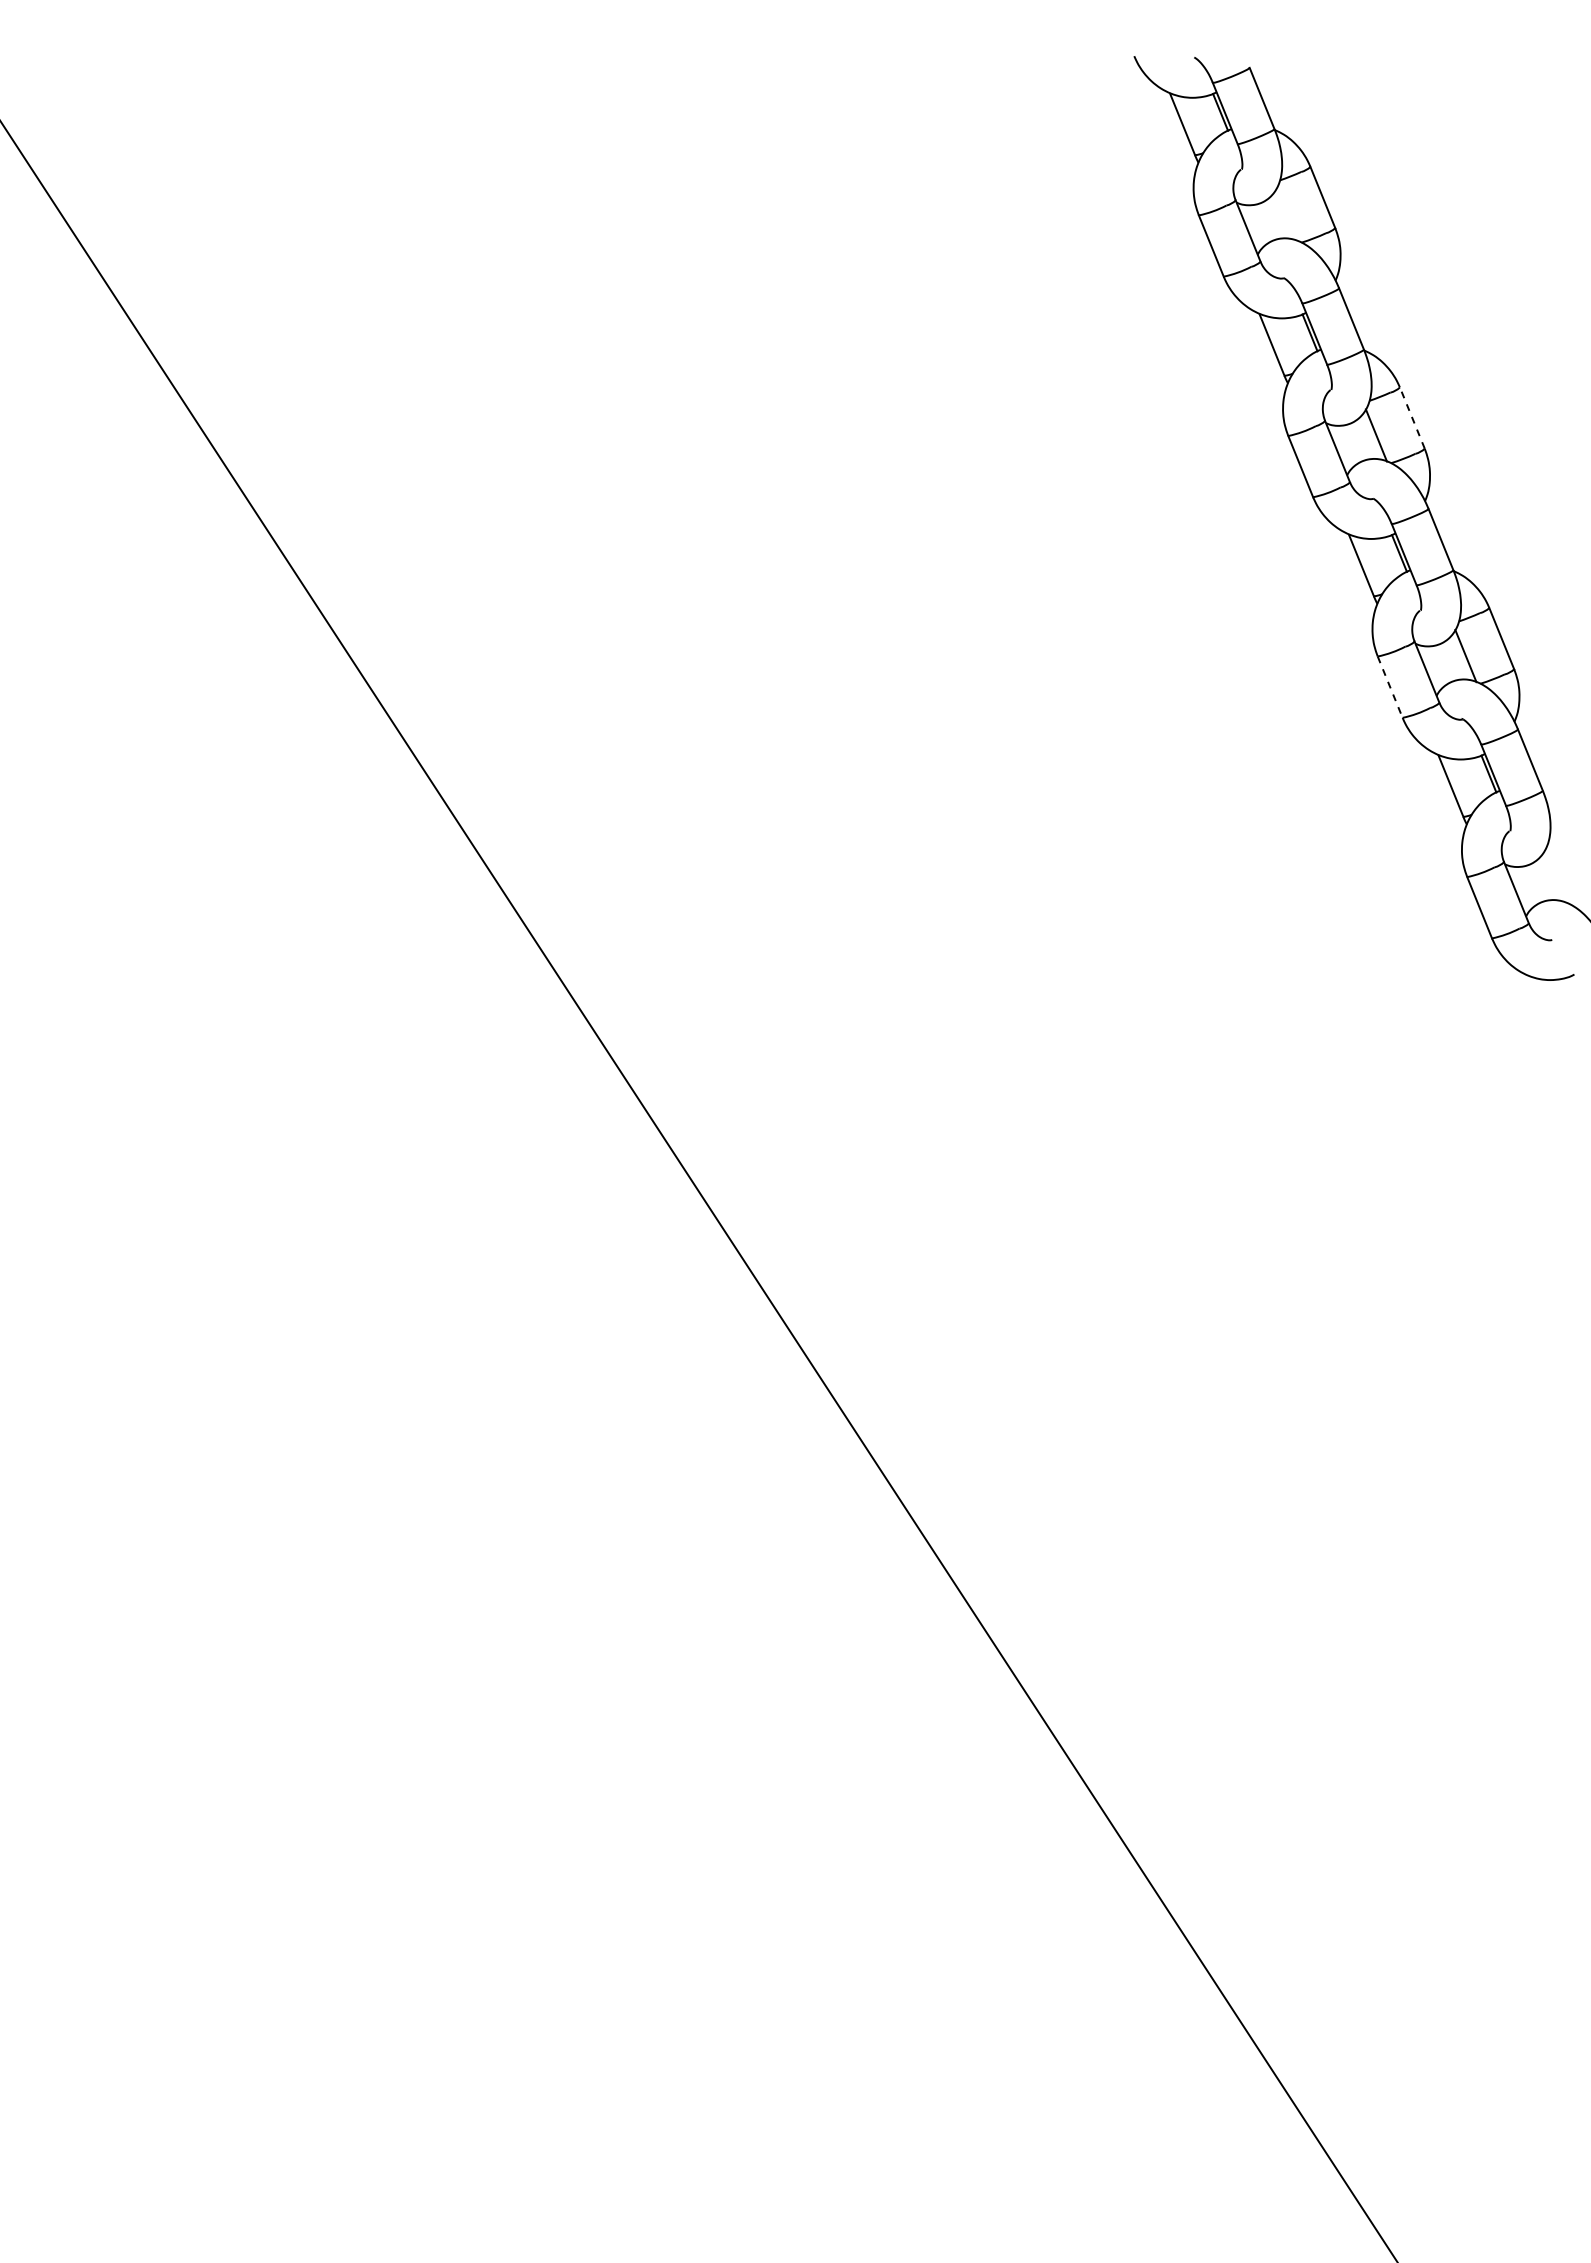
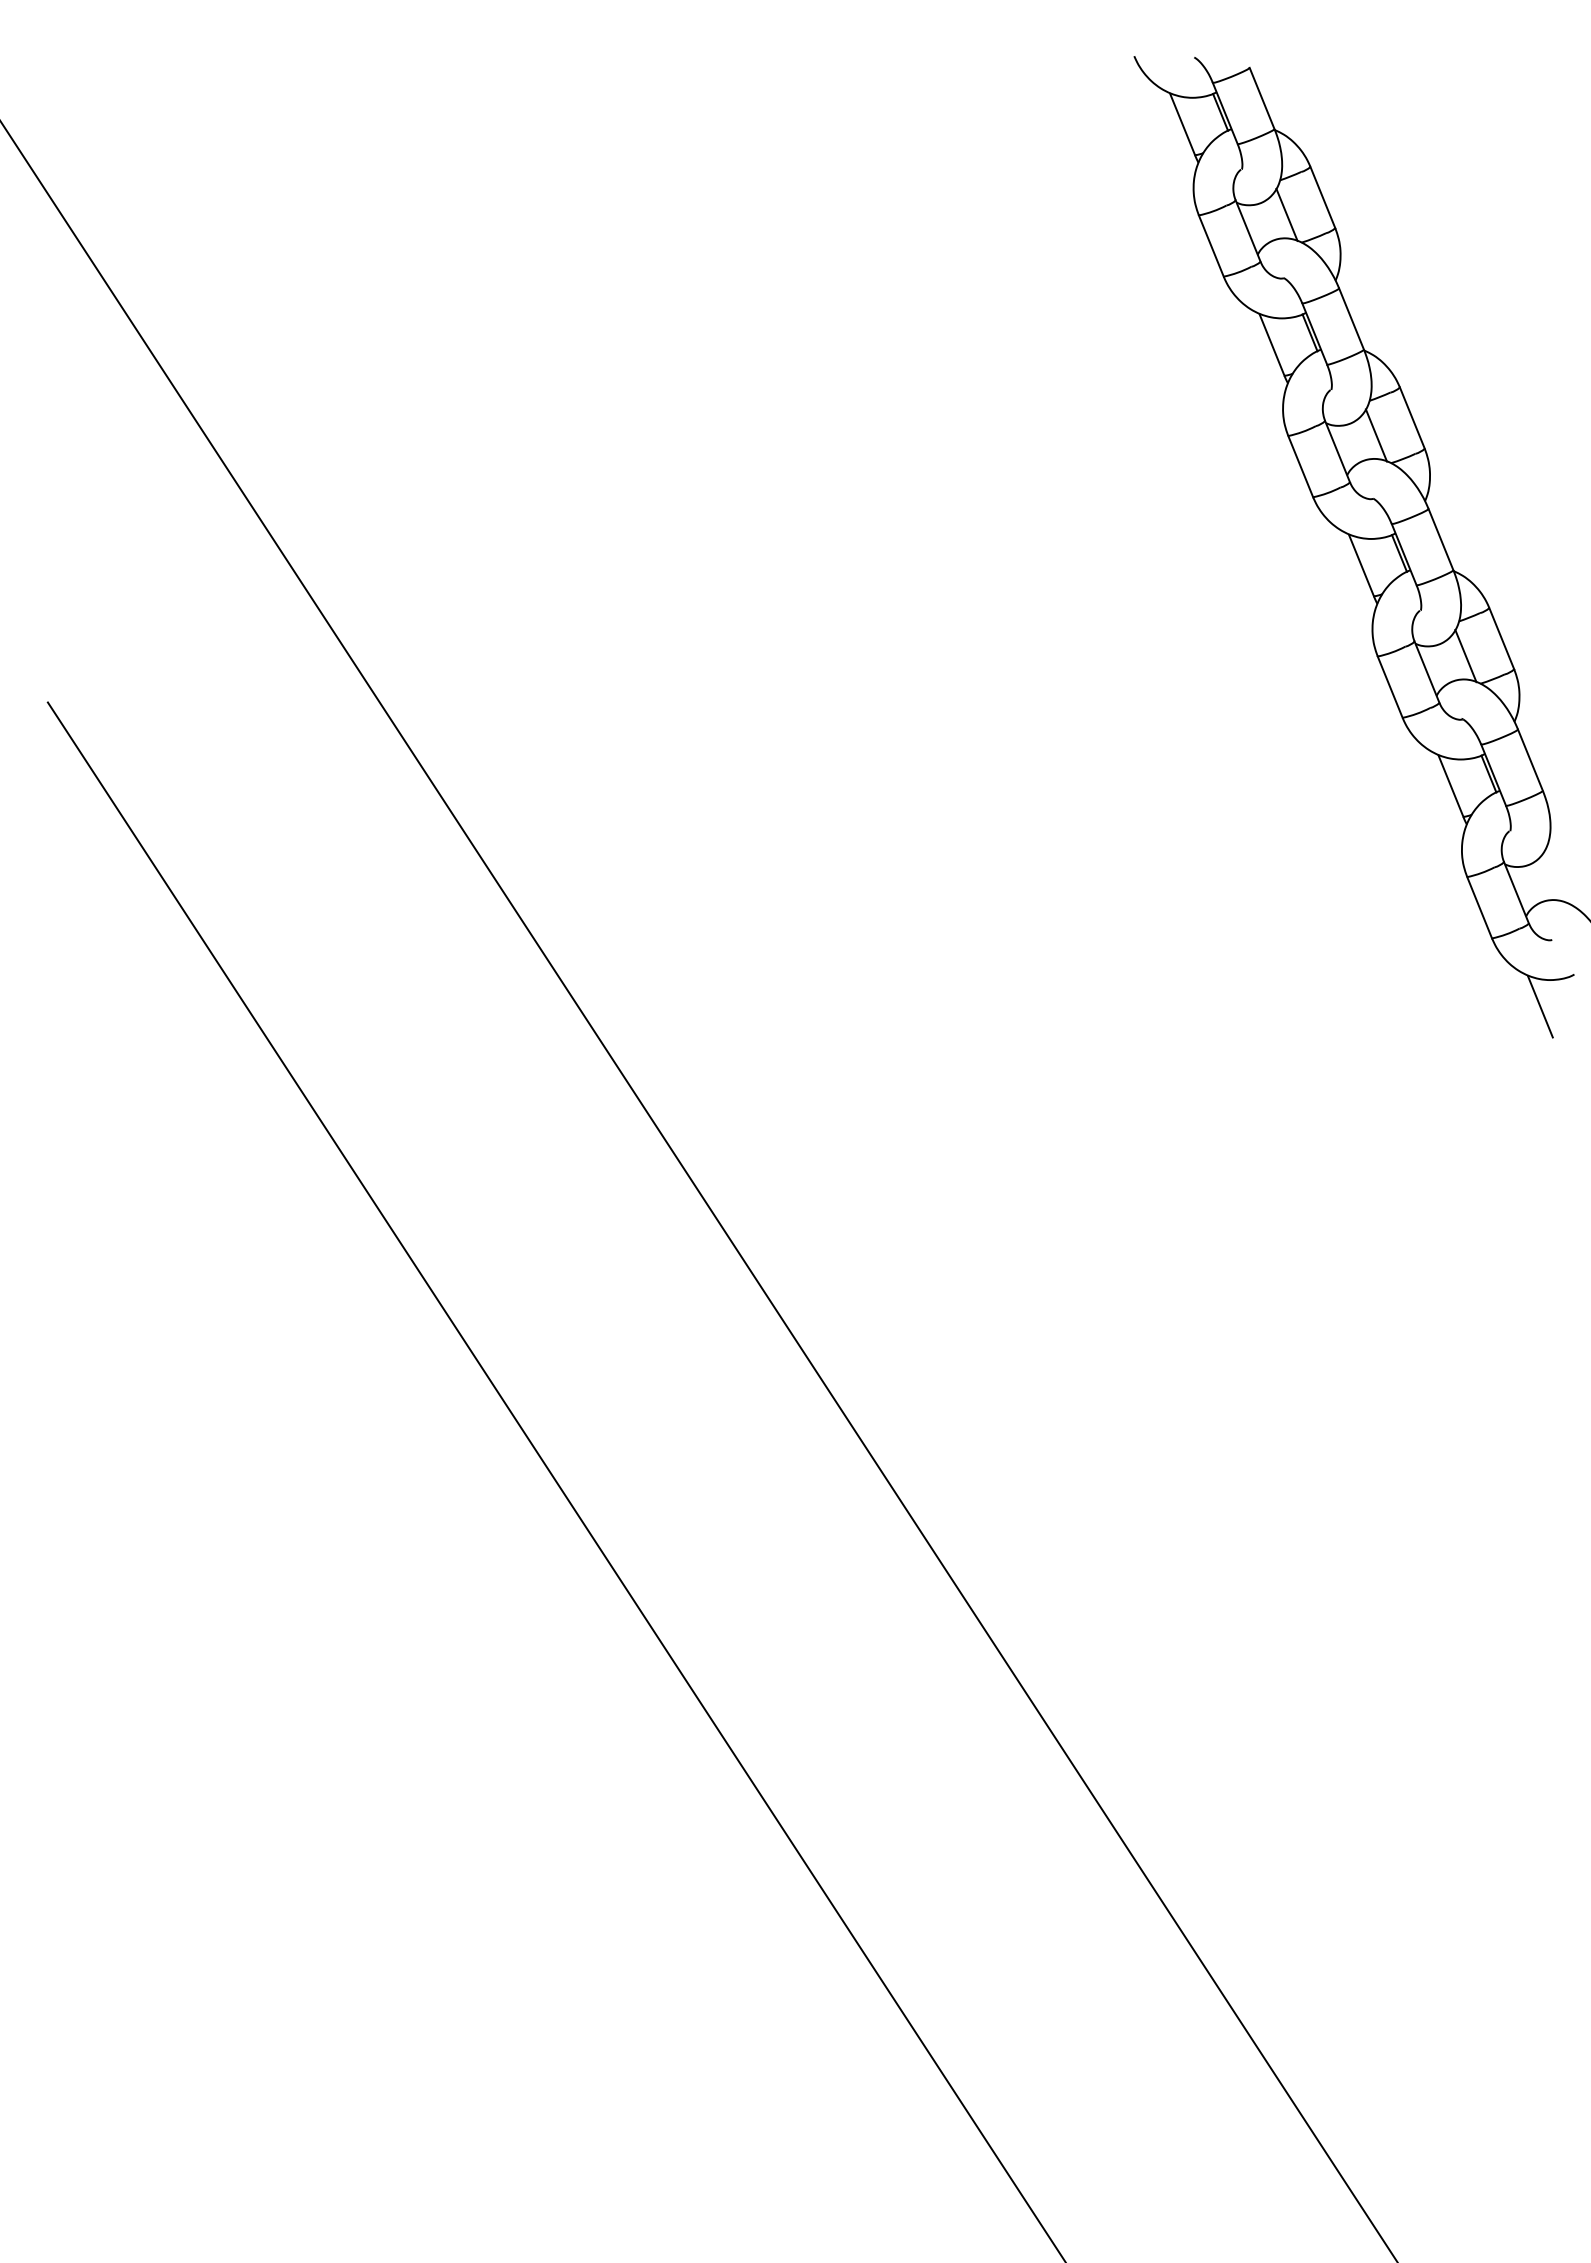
line: none -> present (1286, 214)
line: dashed -> solid (1412, 417)
line: dashed -> solid (1390, 687)
line: none -> present (1539, 1006)
line: none -> present (555, 1480)
